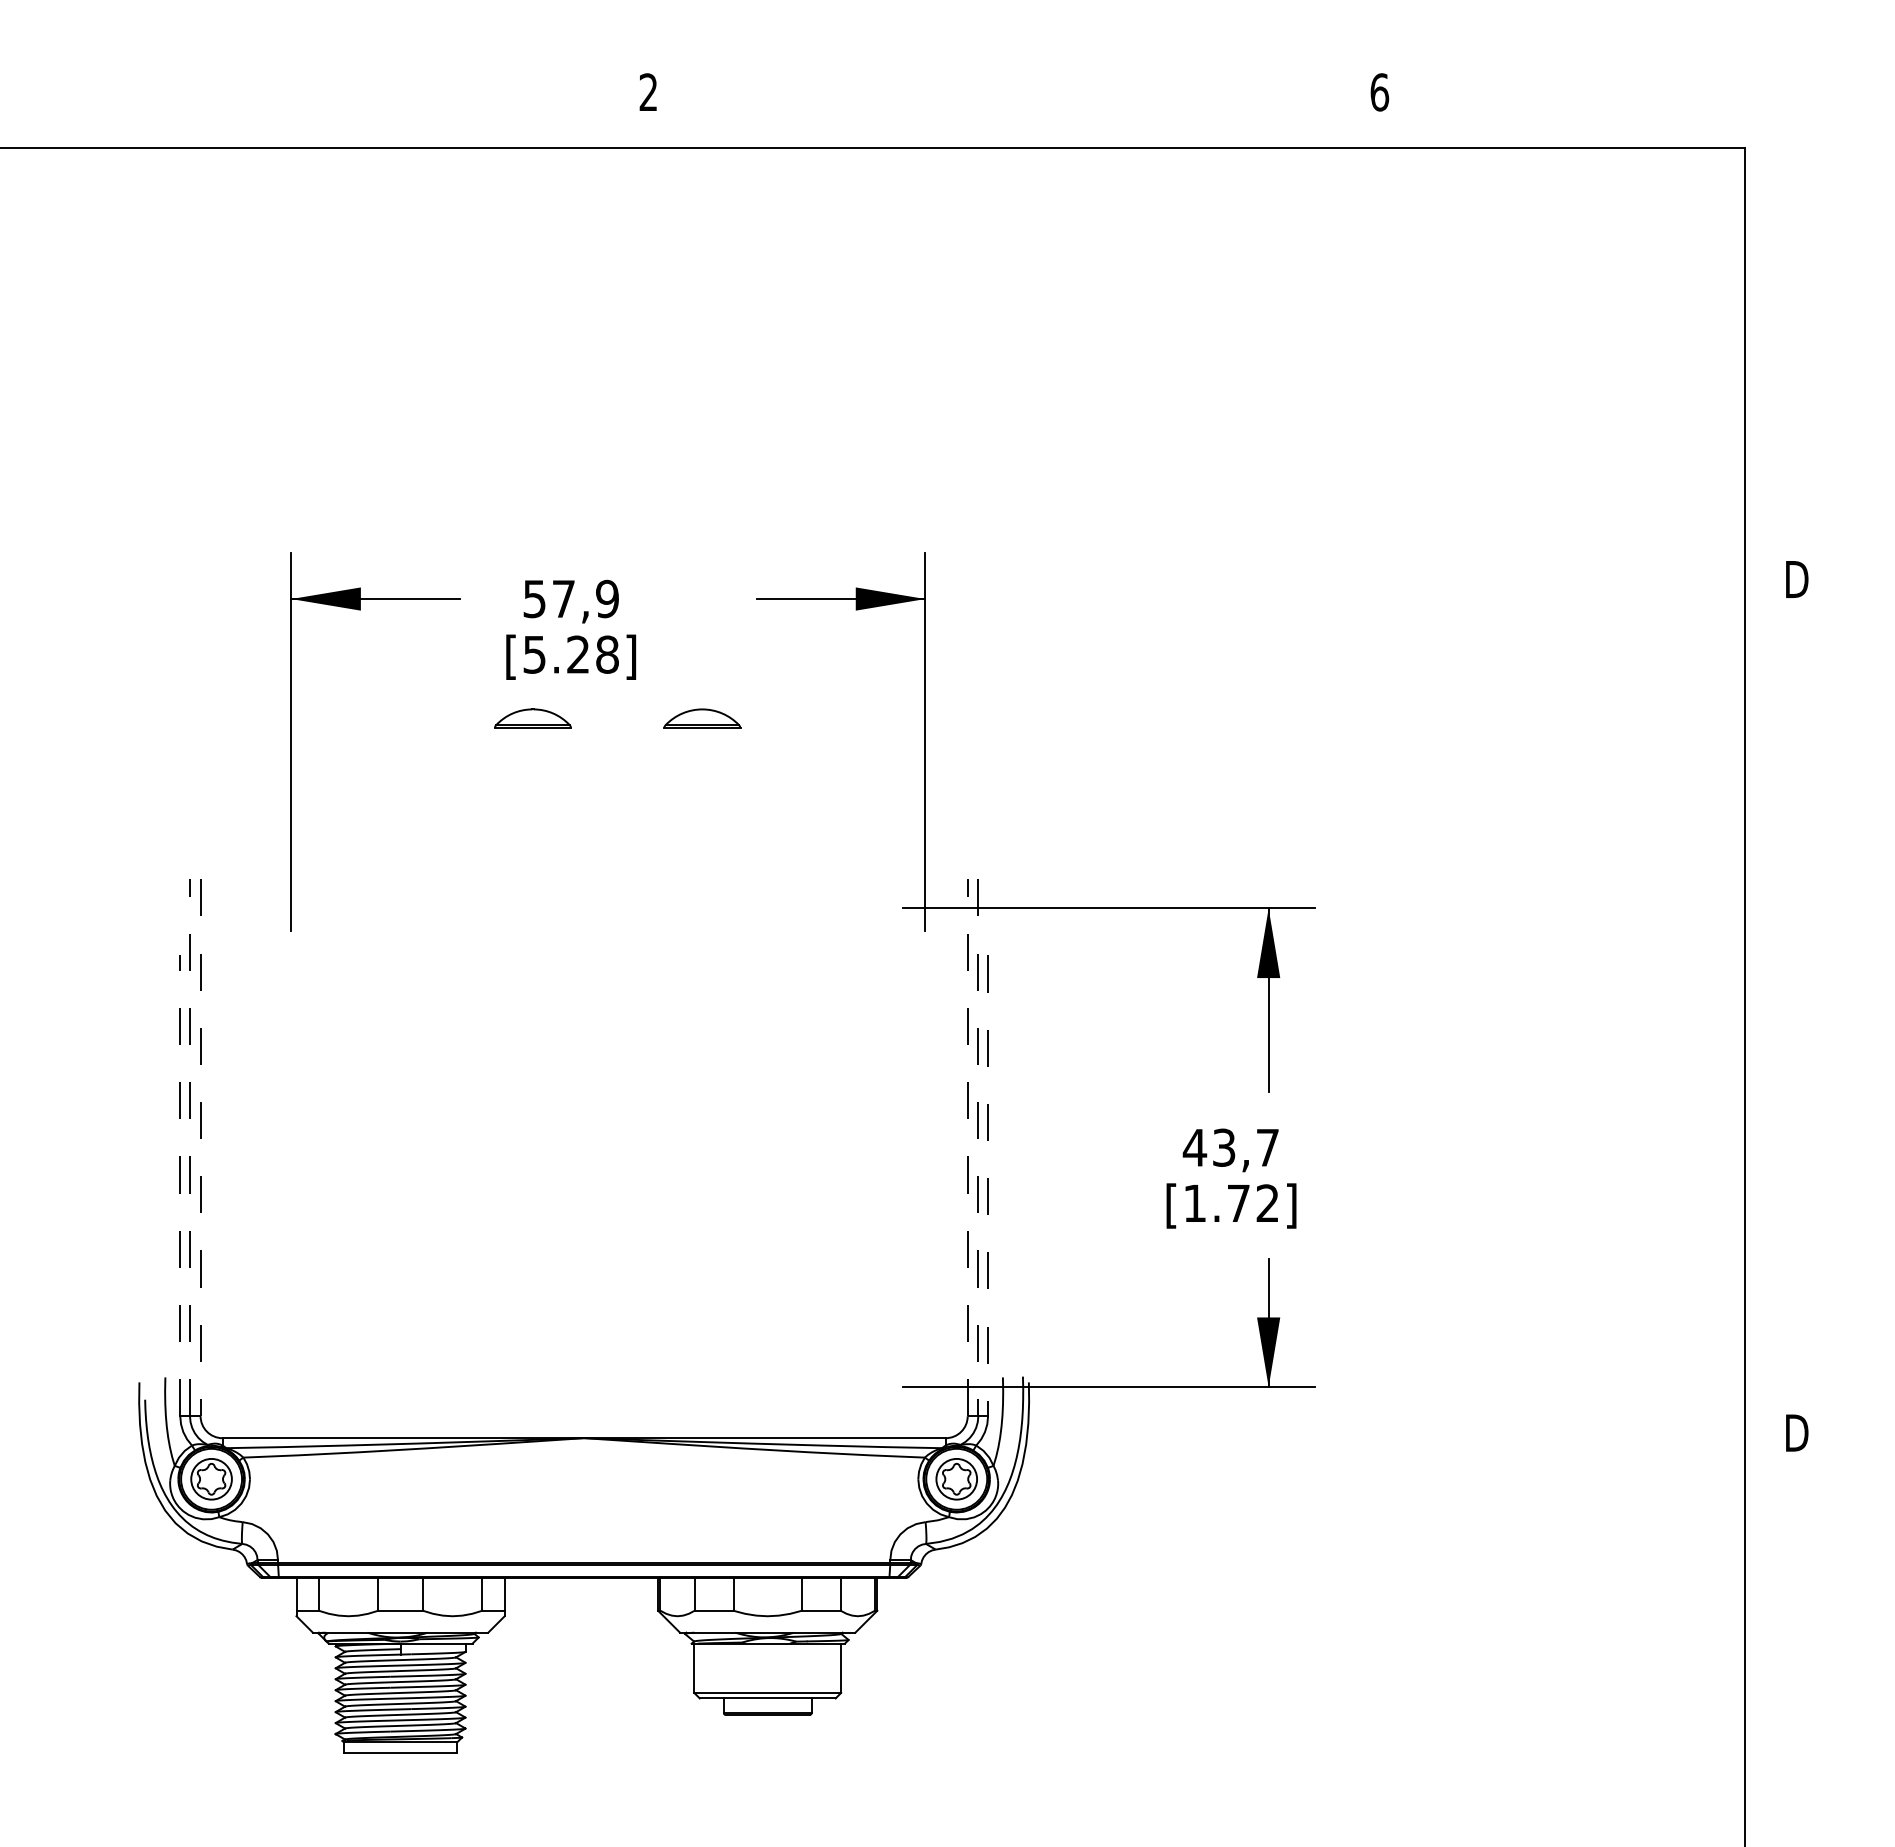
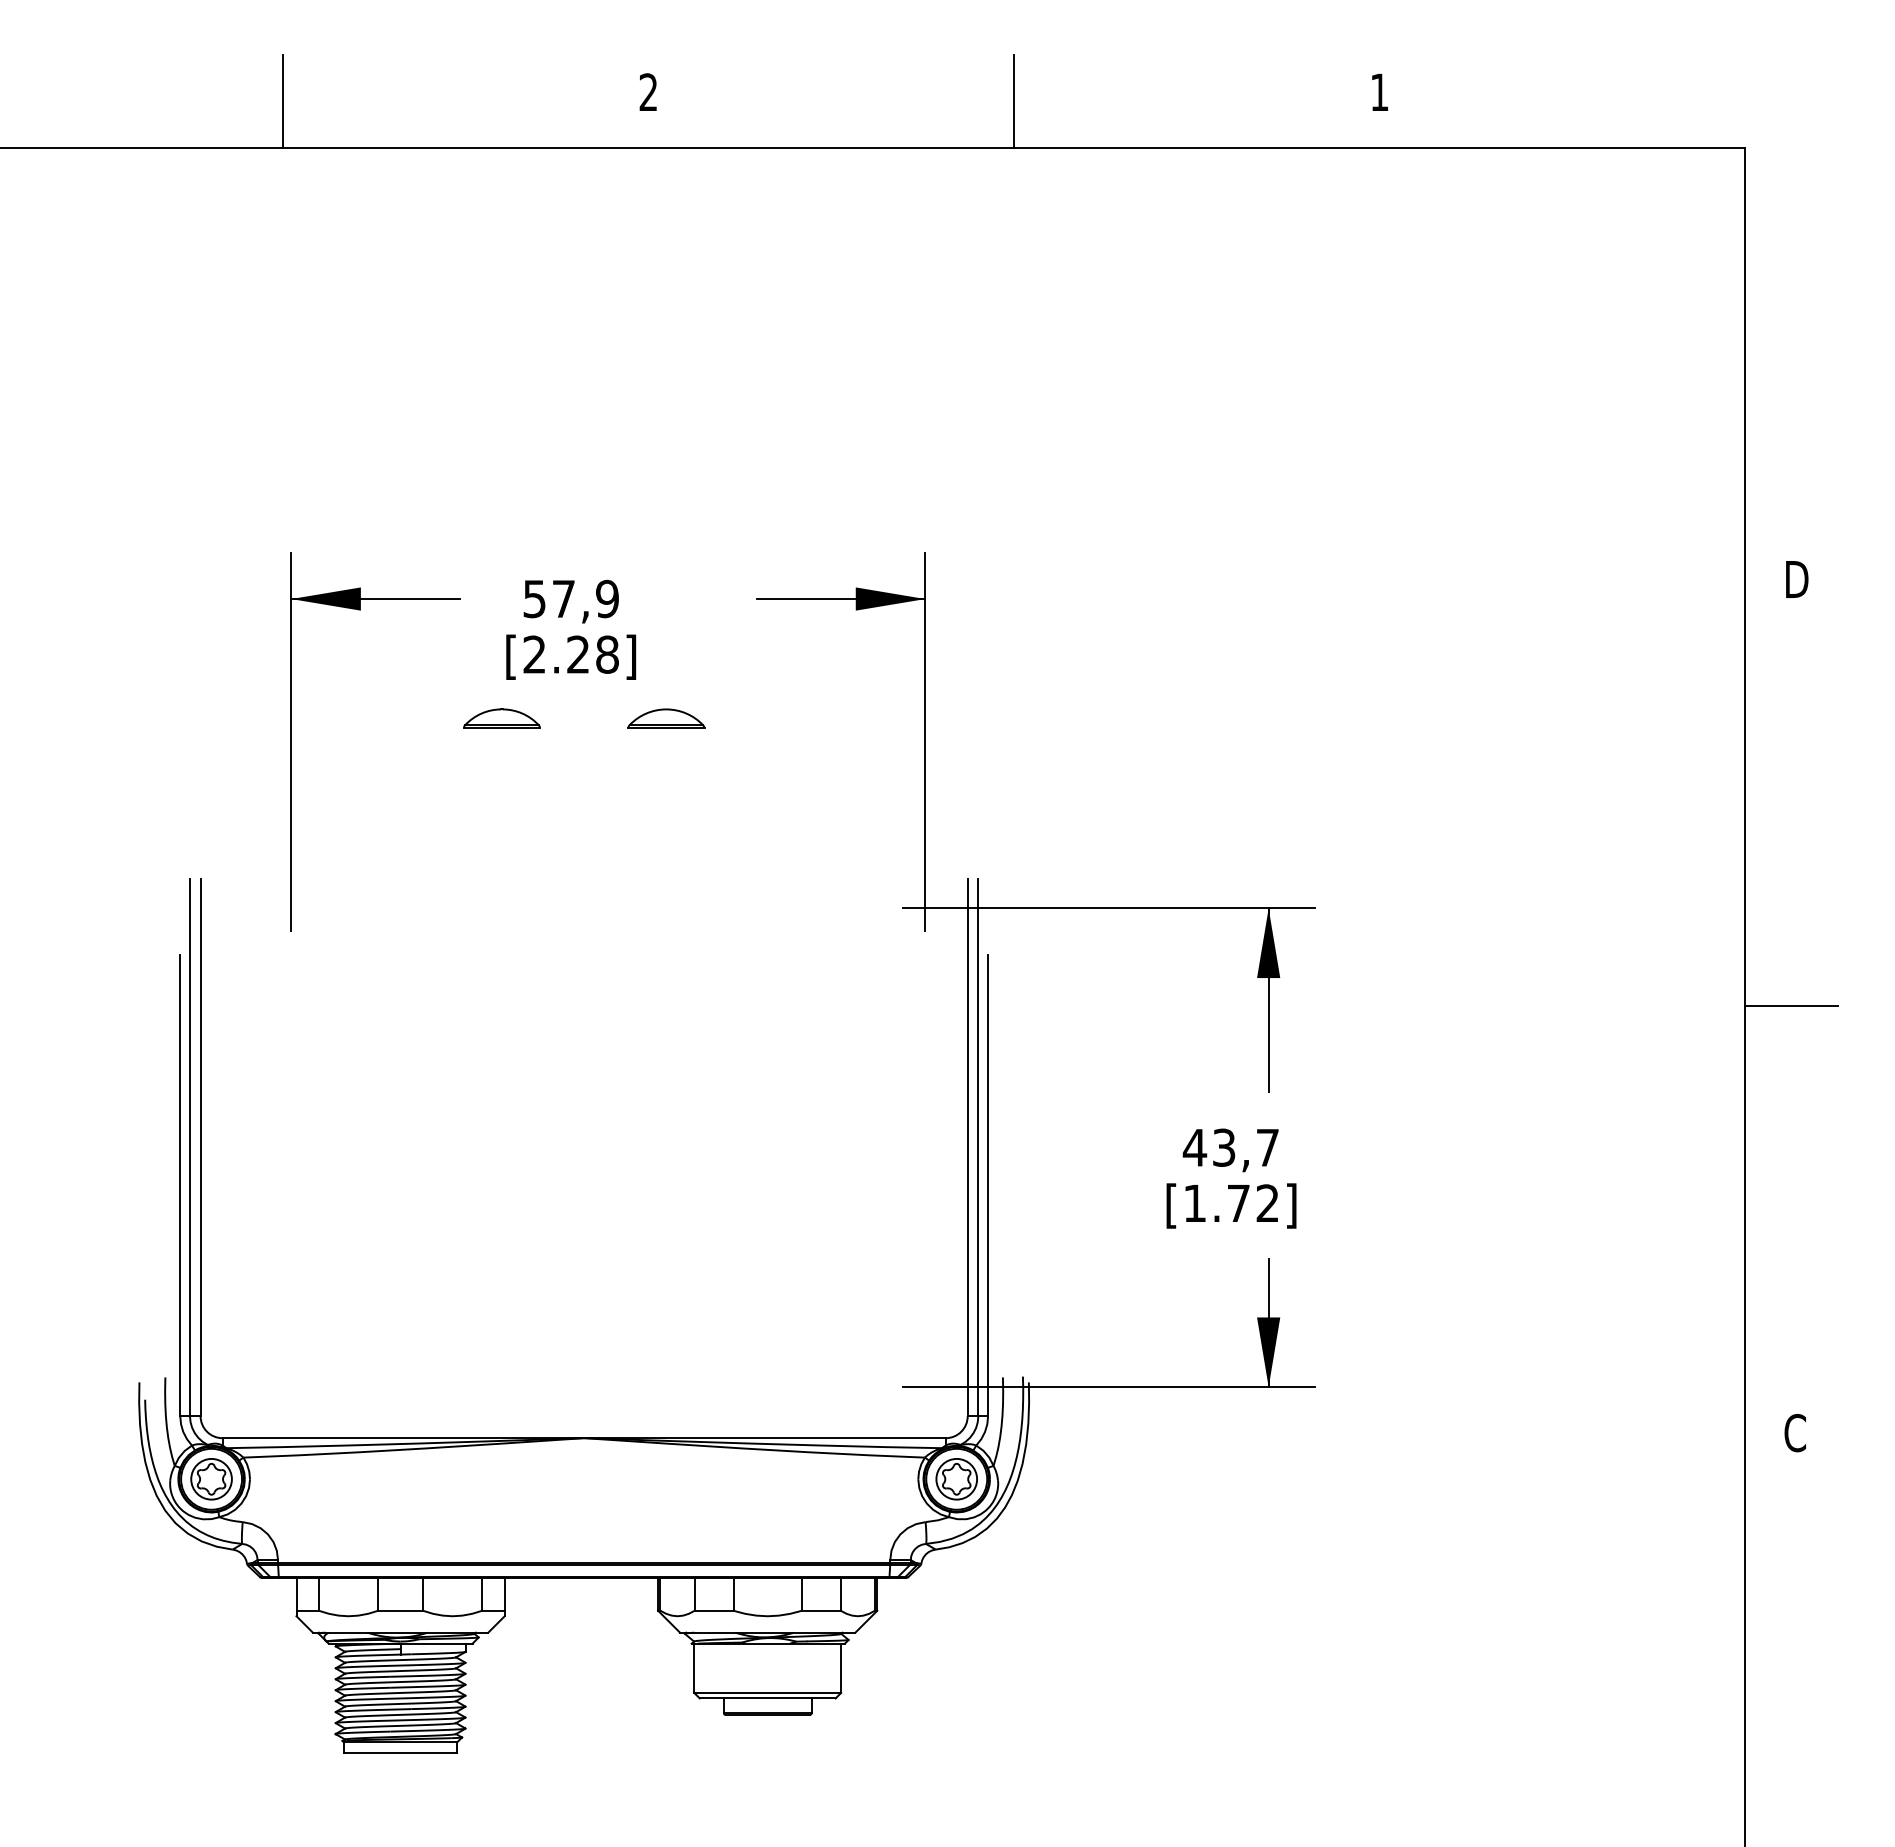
text: 6 -> 1 (1379, 92)
line: none -> present (283, 101)
line: none -> present (1014, 101)
text: [5.28] -> [2.28] (534, 654)
part position: (532, 718) -> (501, 718) (501, 718)
part position: (702, 718) -> (666, 718) (666, 718)
line: none -> present (1791, 1006)
line: dashed -> solid (189, 1147)
line: dashed -> solid (967, 1147)
line: dashed -> solid (200, 1148)
line: dashed -> solid (978, 1148)
line: dashed -> solid (180, 1185)
line: dashed -> solid (988, 1186)
text: D -> C (1796, 1432)
